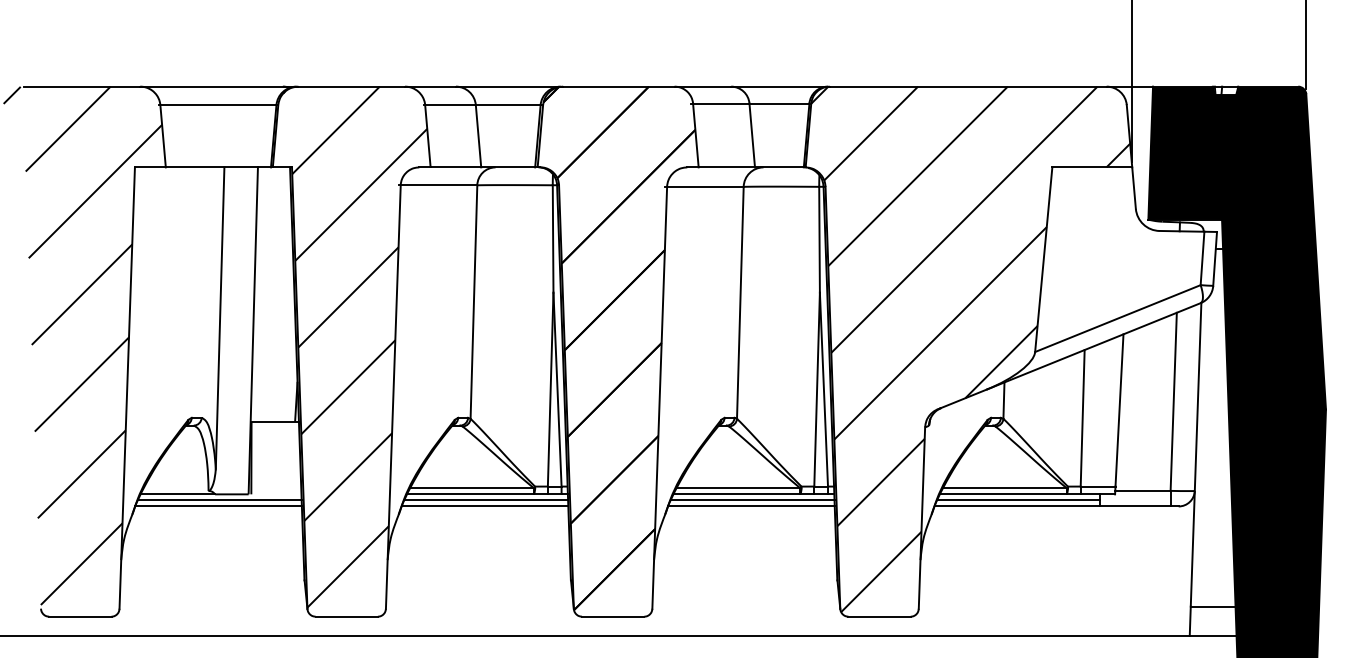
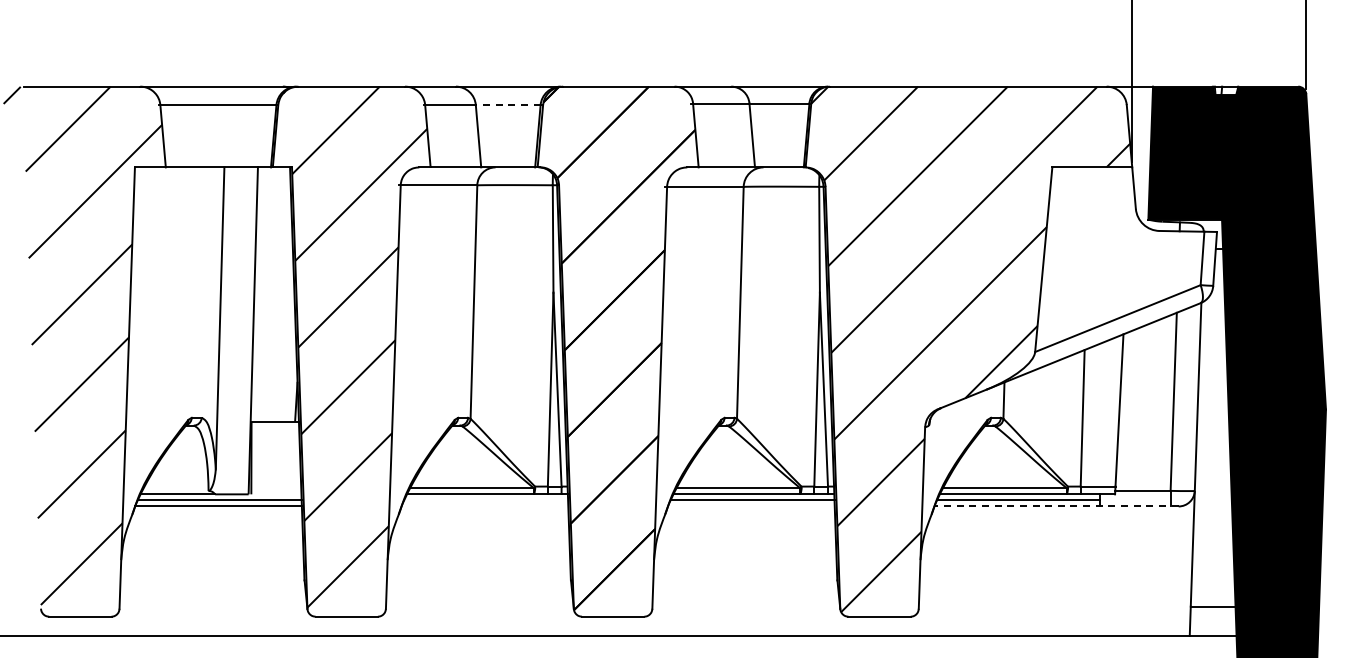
line: solid -> dashed (507, 105)
line: present -> none (486, 499)
line: present -> none (484, 506)
line: present -> none (751, 506)
line: solid -> dashed (1056, 506)
